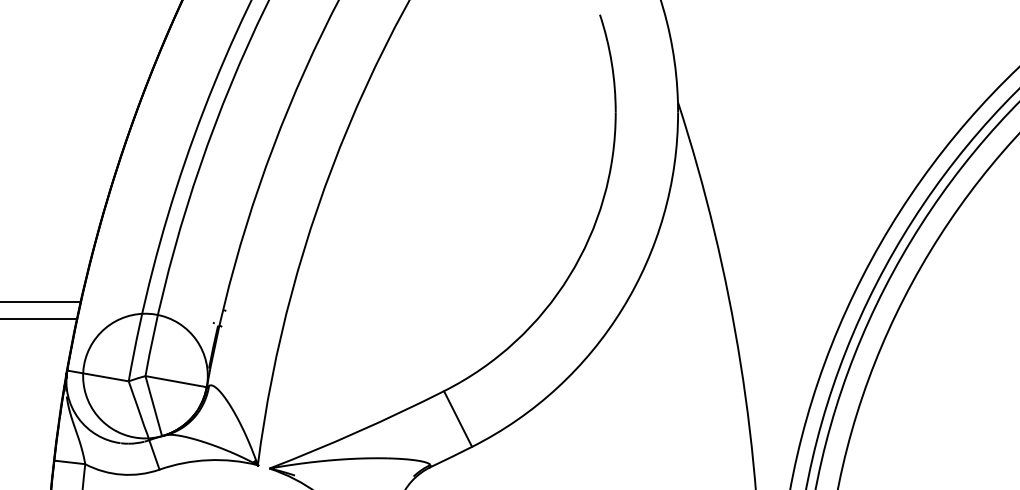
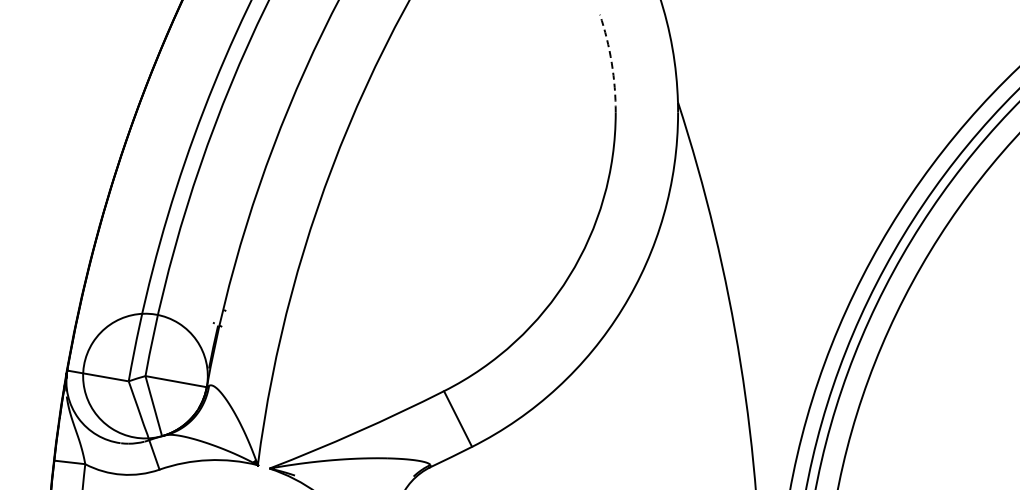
arc: solid -> dashed (611, 63)
line: present -> none (41, 302)
line: present -> none (39, 319)
